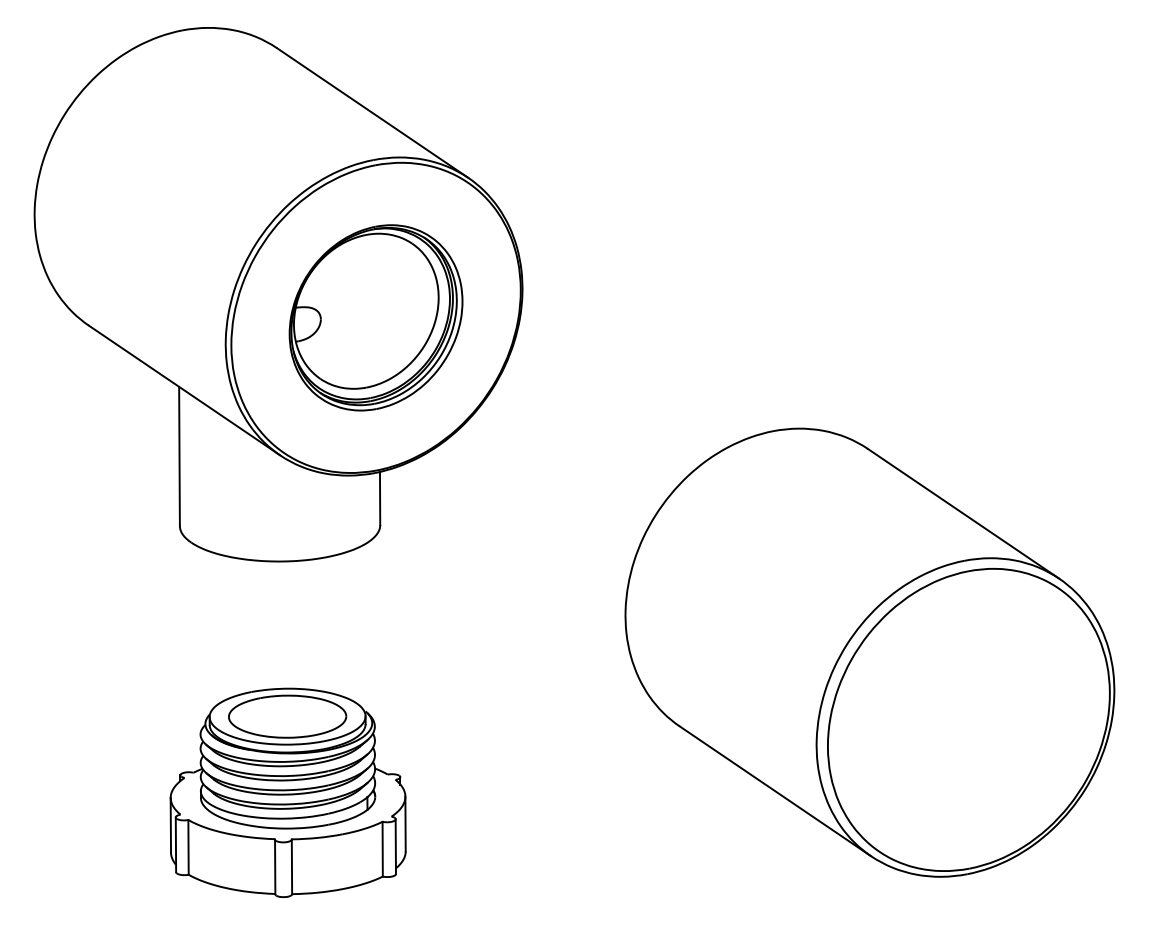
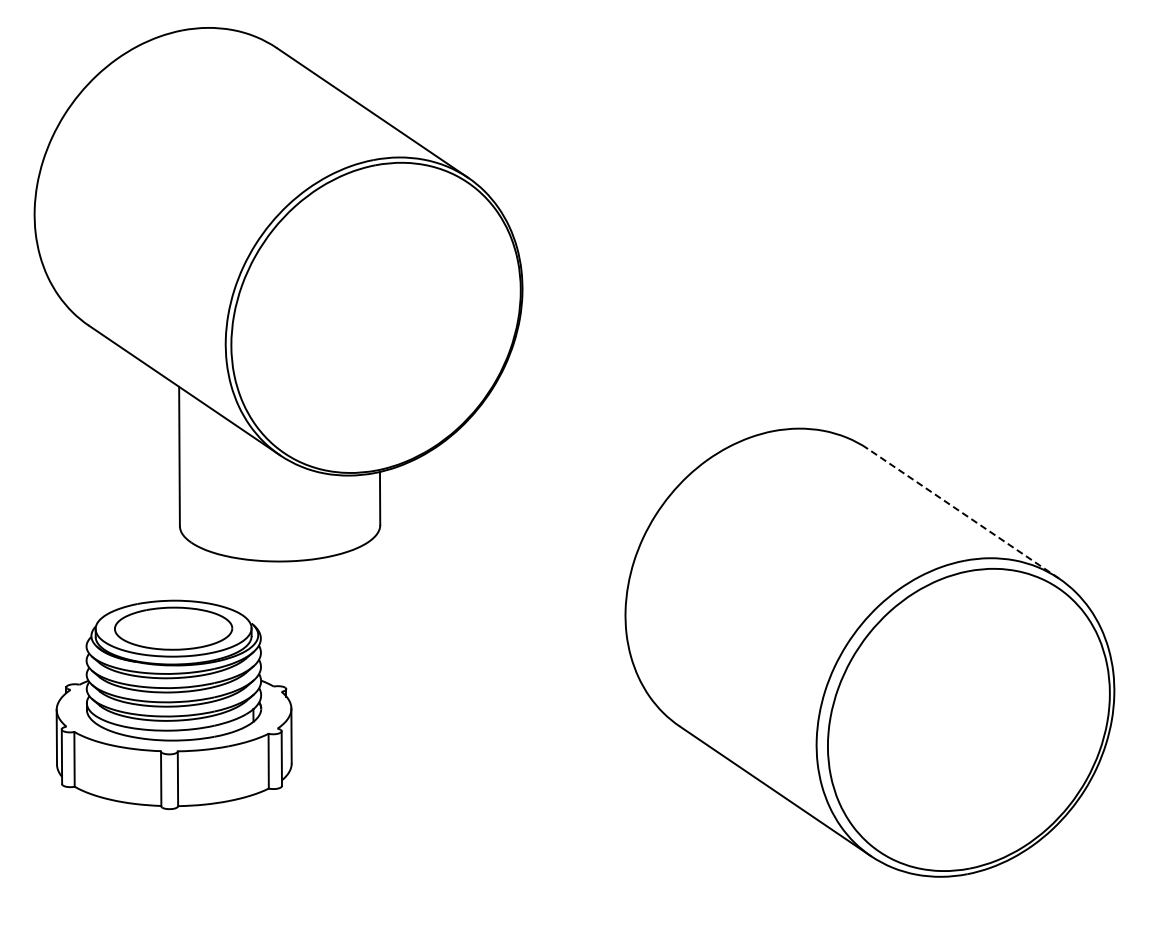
part: present -> none (375, 317)
line: solid -> dashed (963, 513)
part position: (287, 792) -> (173, 704) (173, 704)
